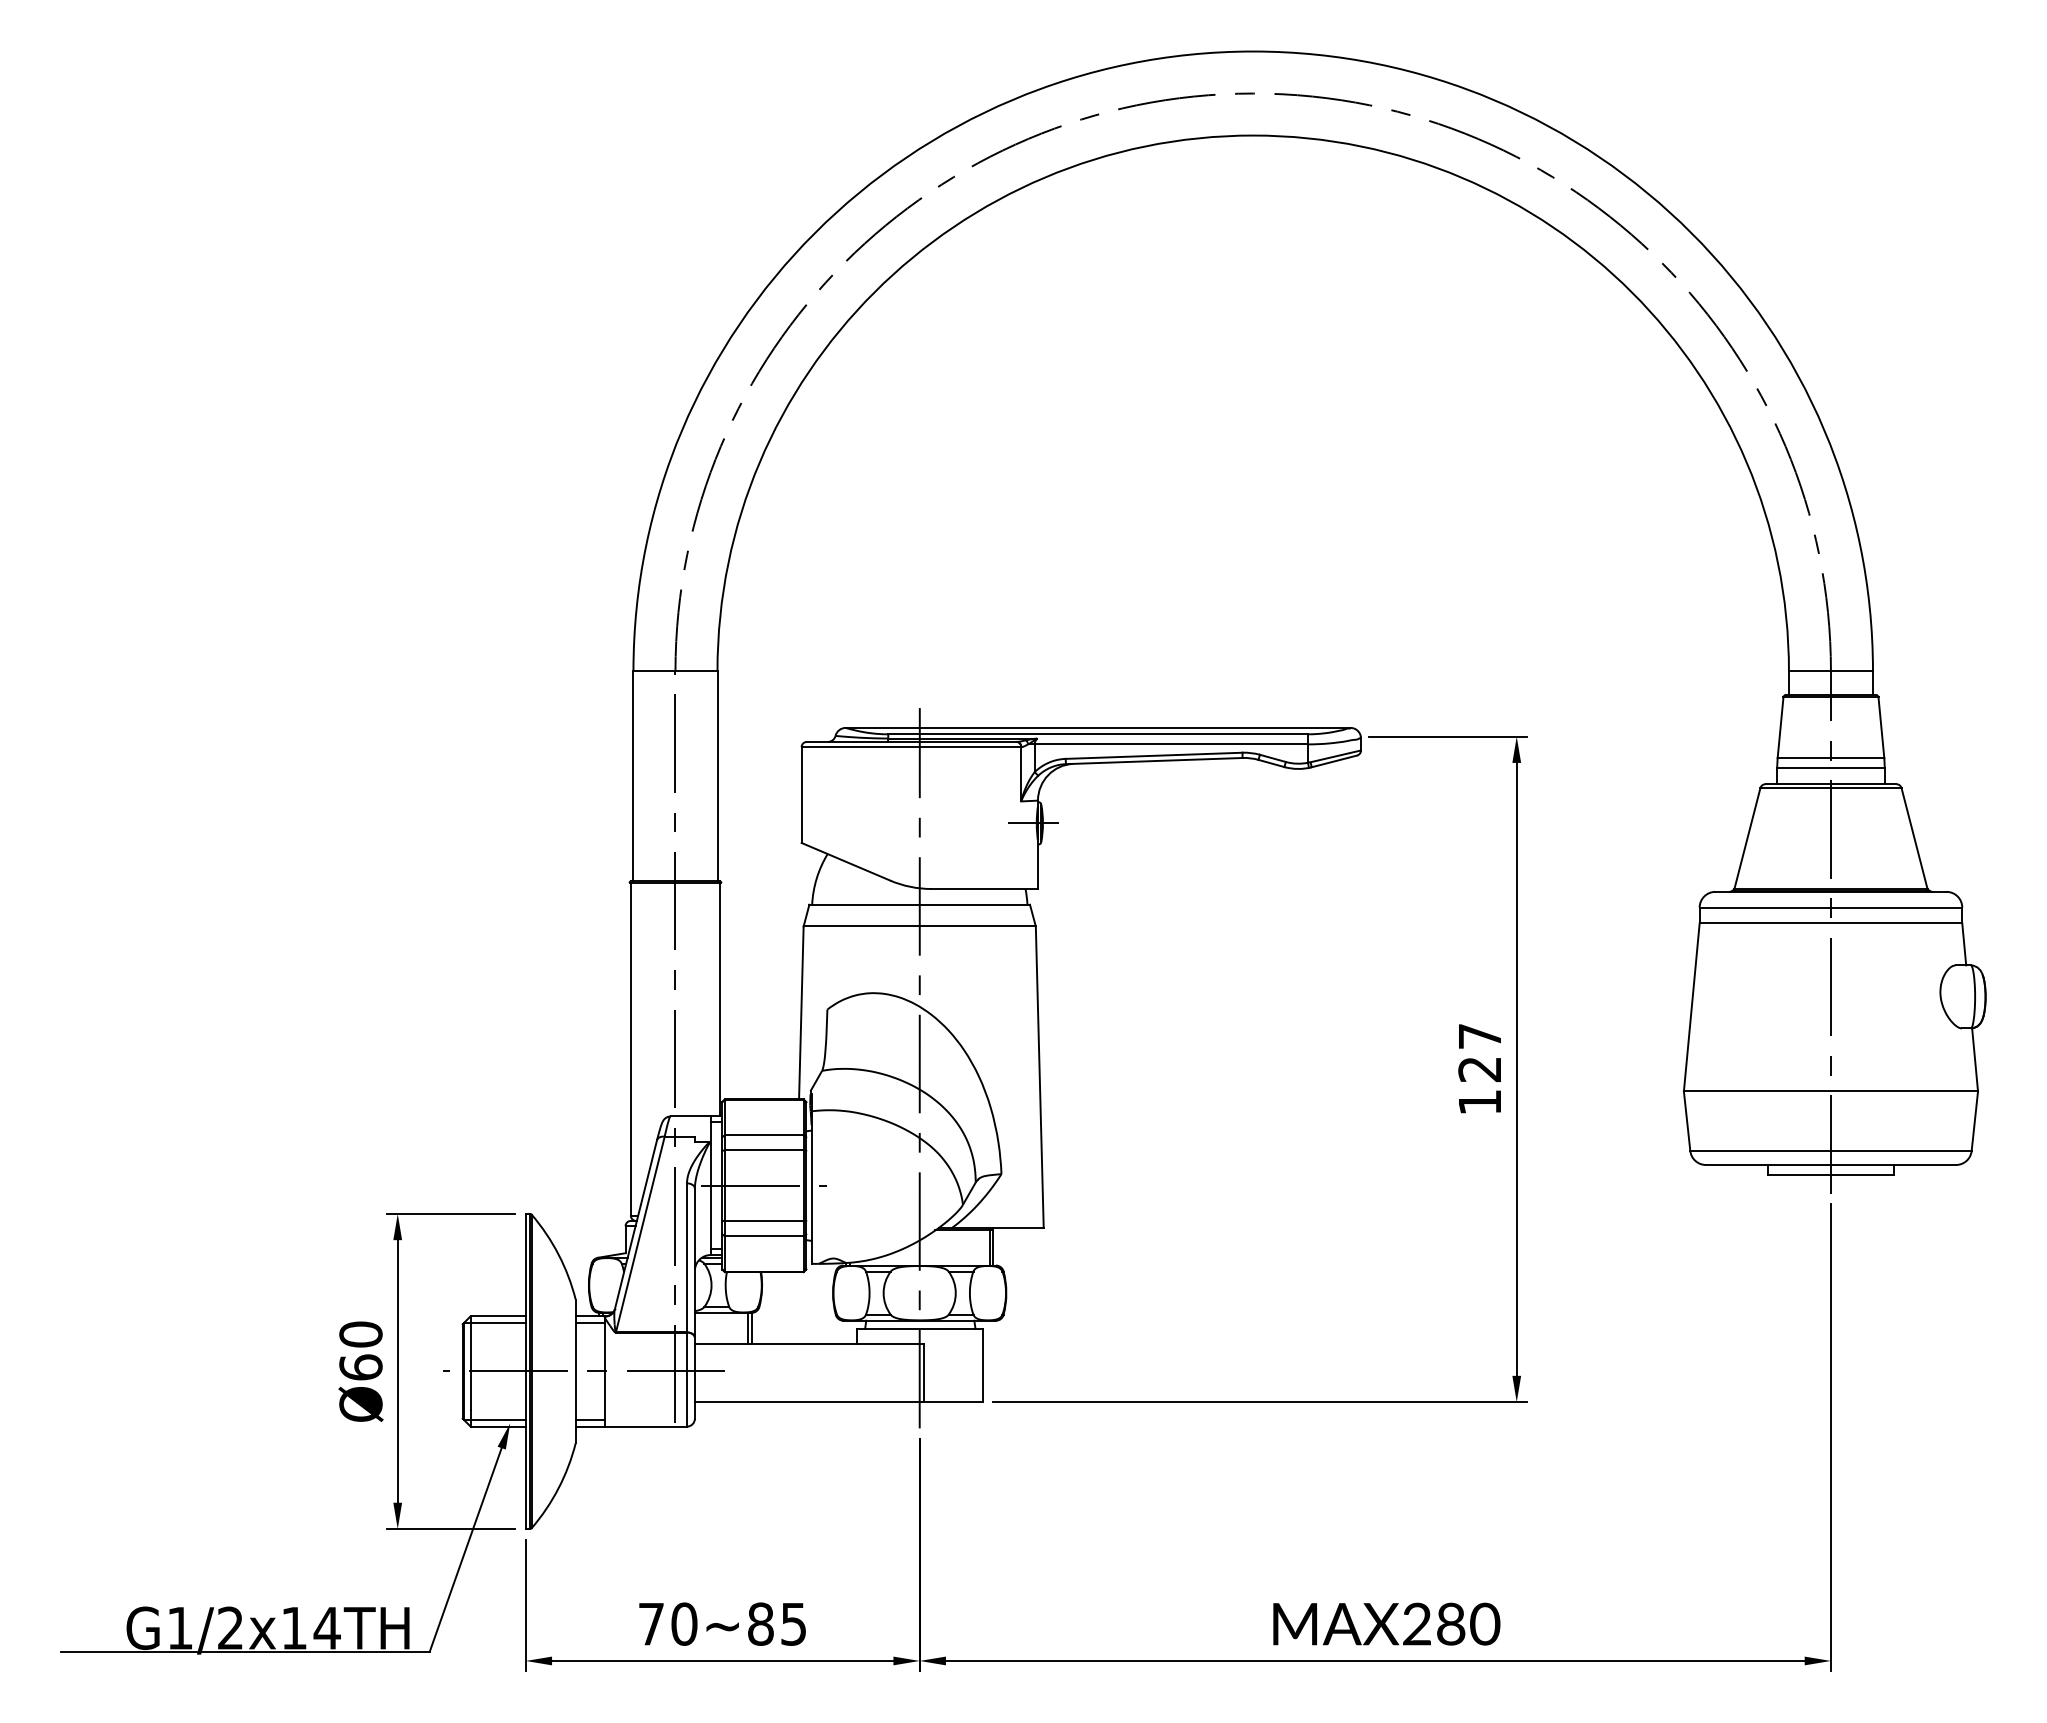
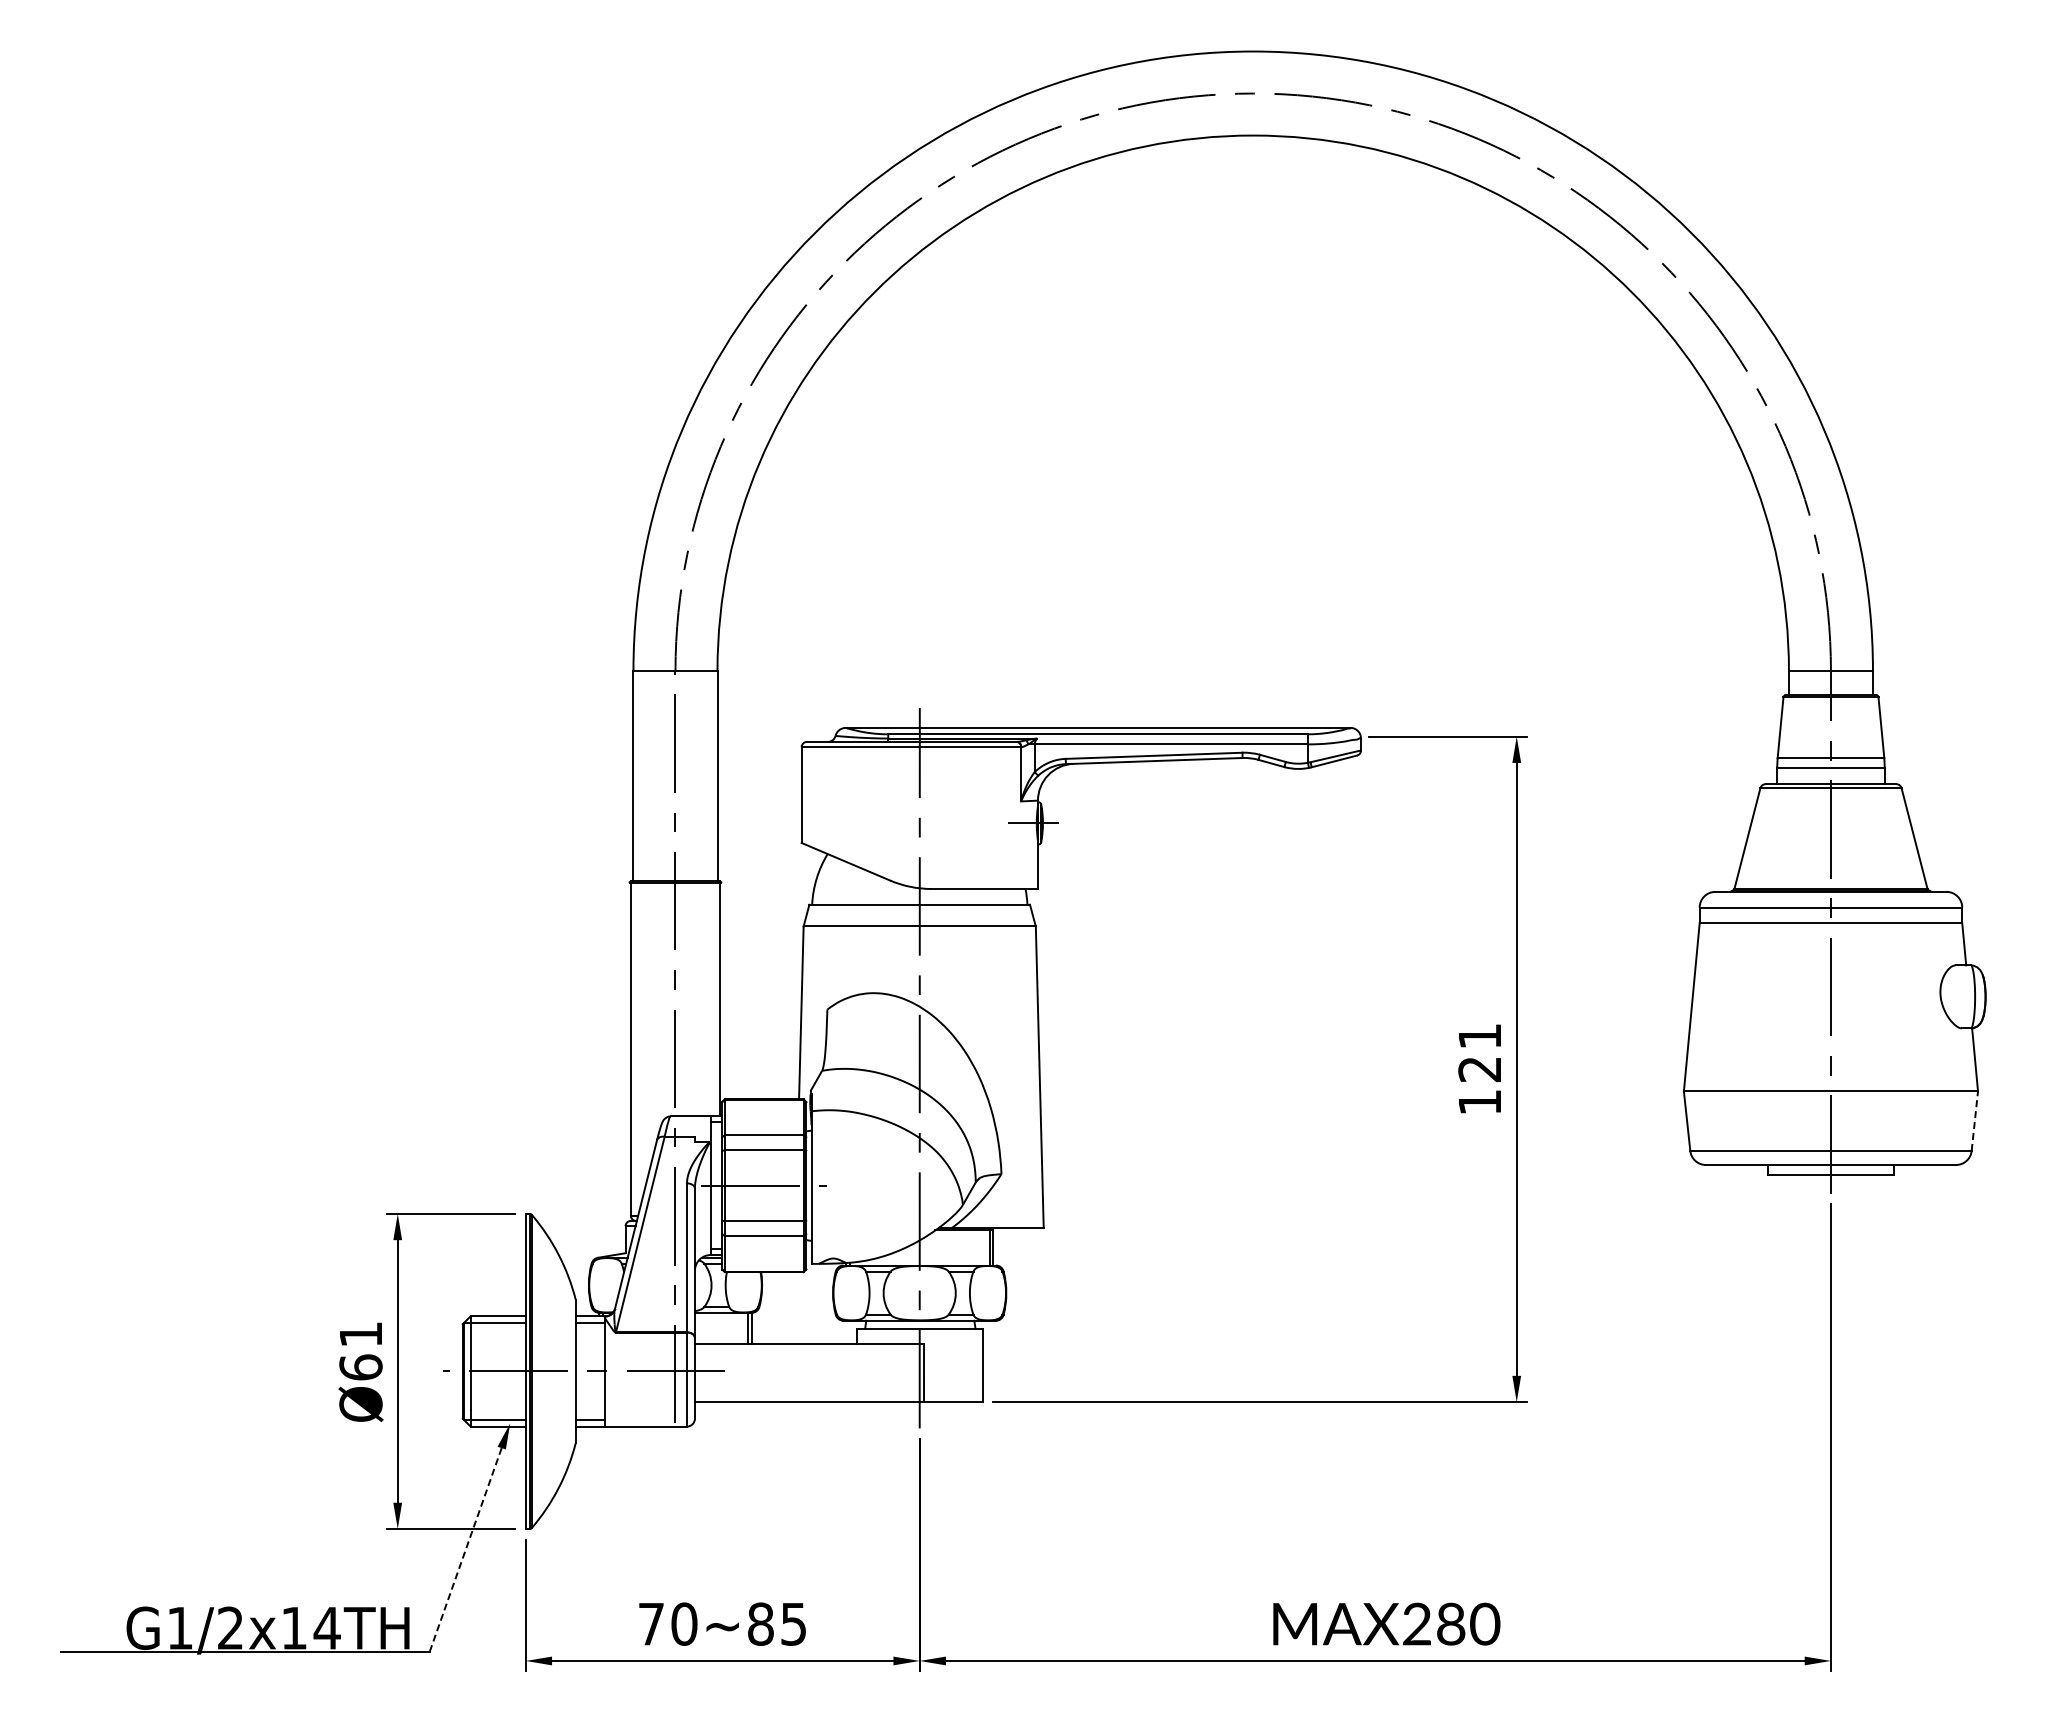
text: 127 -> 121 (1479, 1036)
line: solid -> dashed (1974, 1121)
text: Ø60 -> Ø61 (360, 1334)
line: solid -> dashed (465, 1549)
